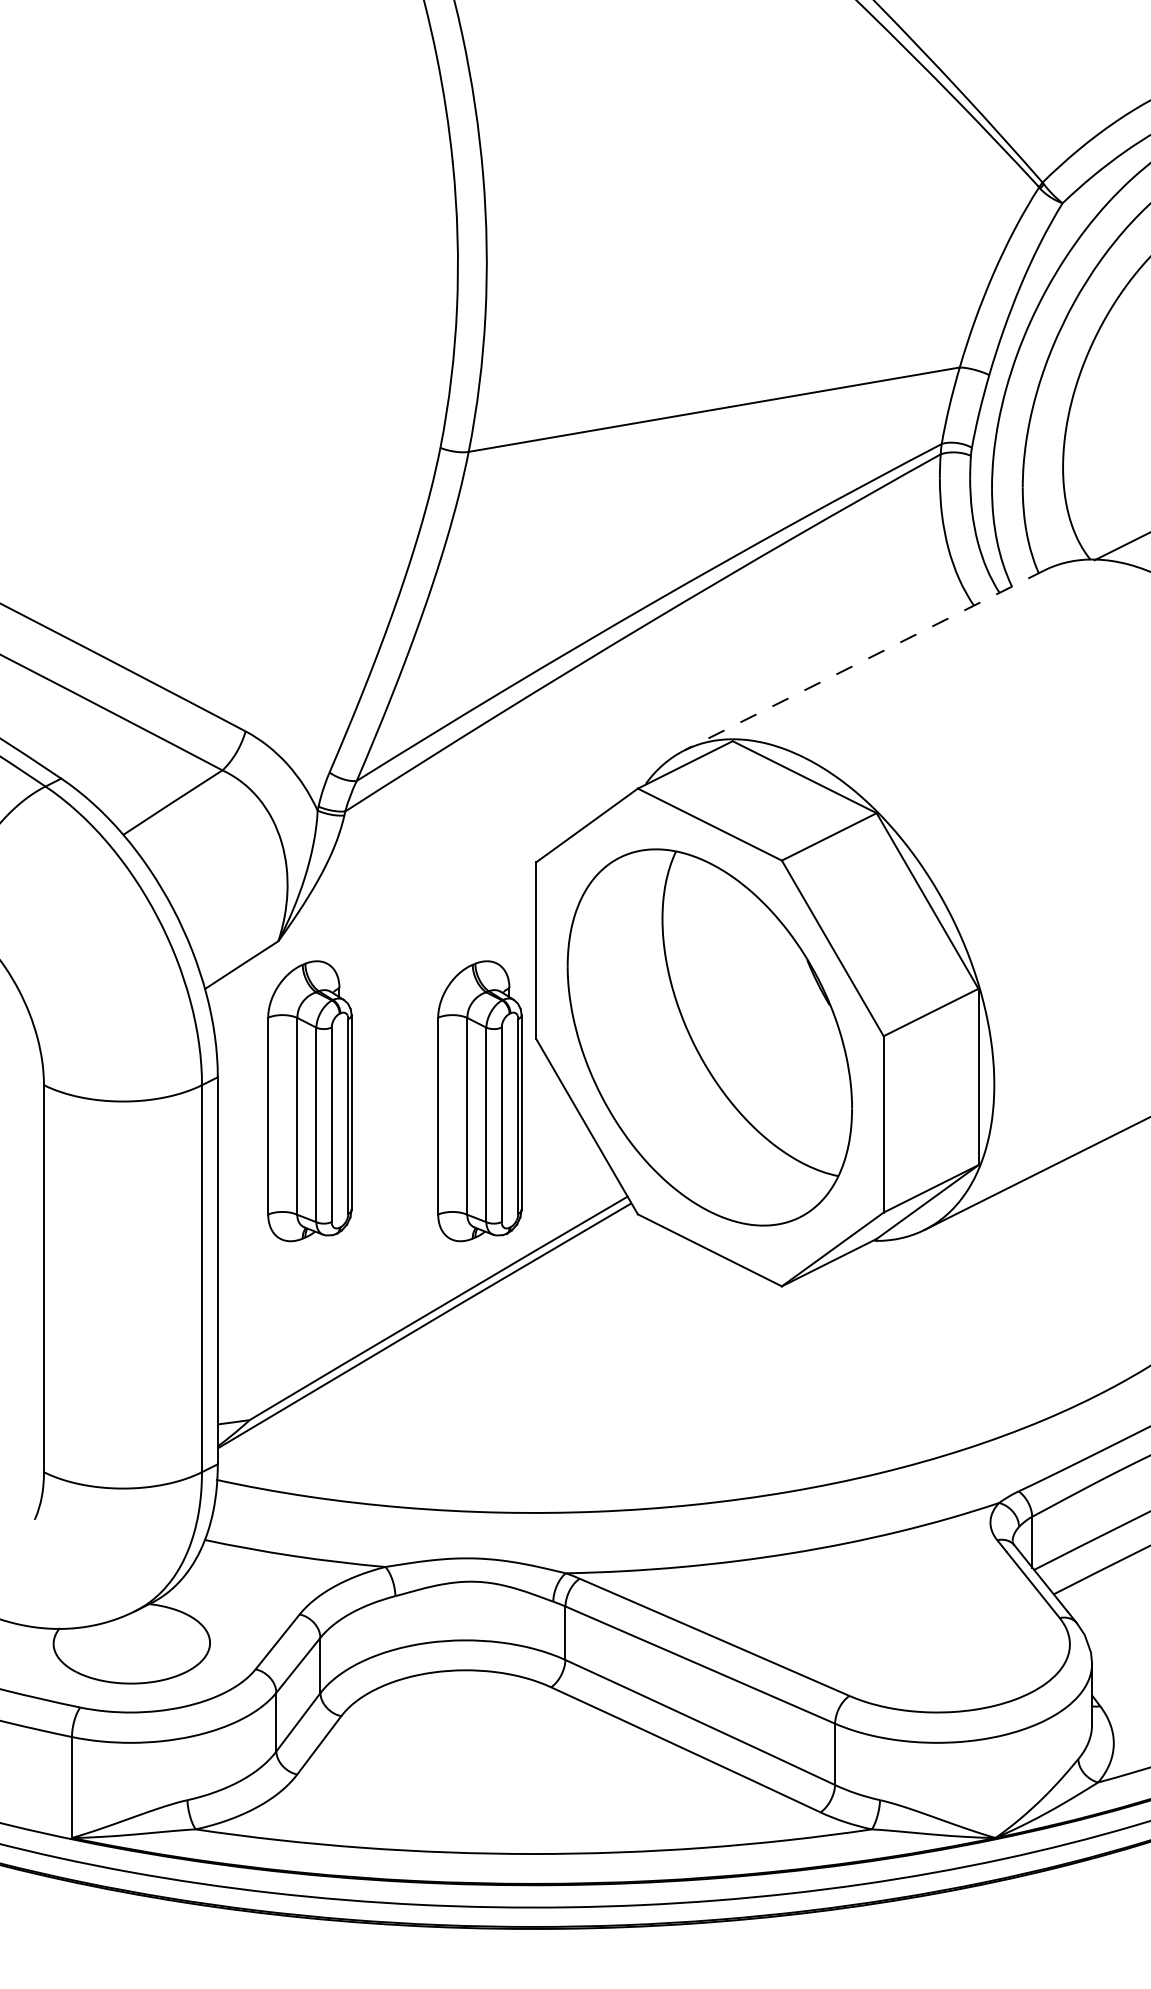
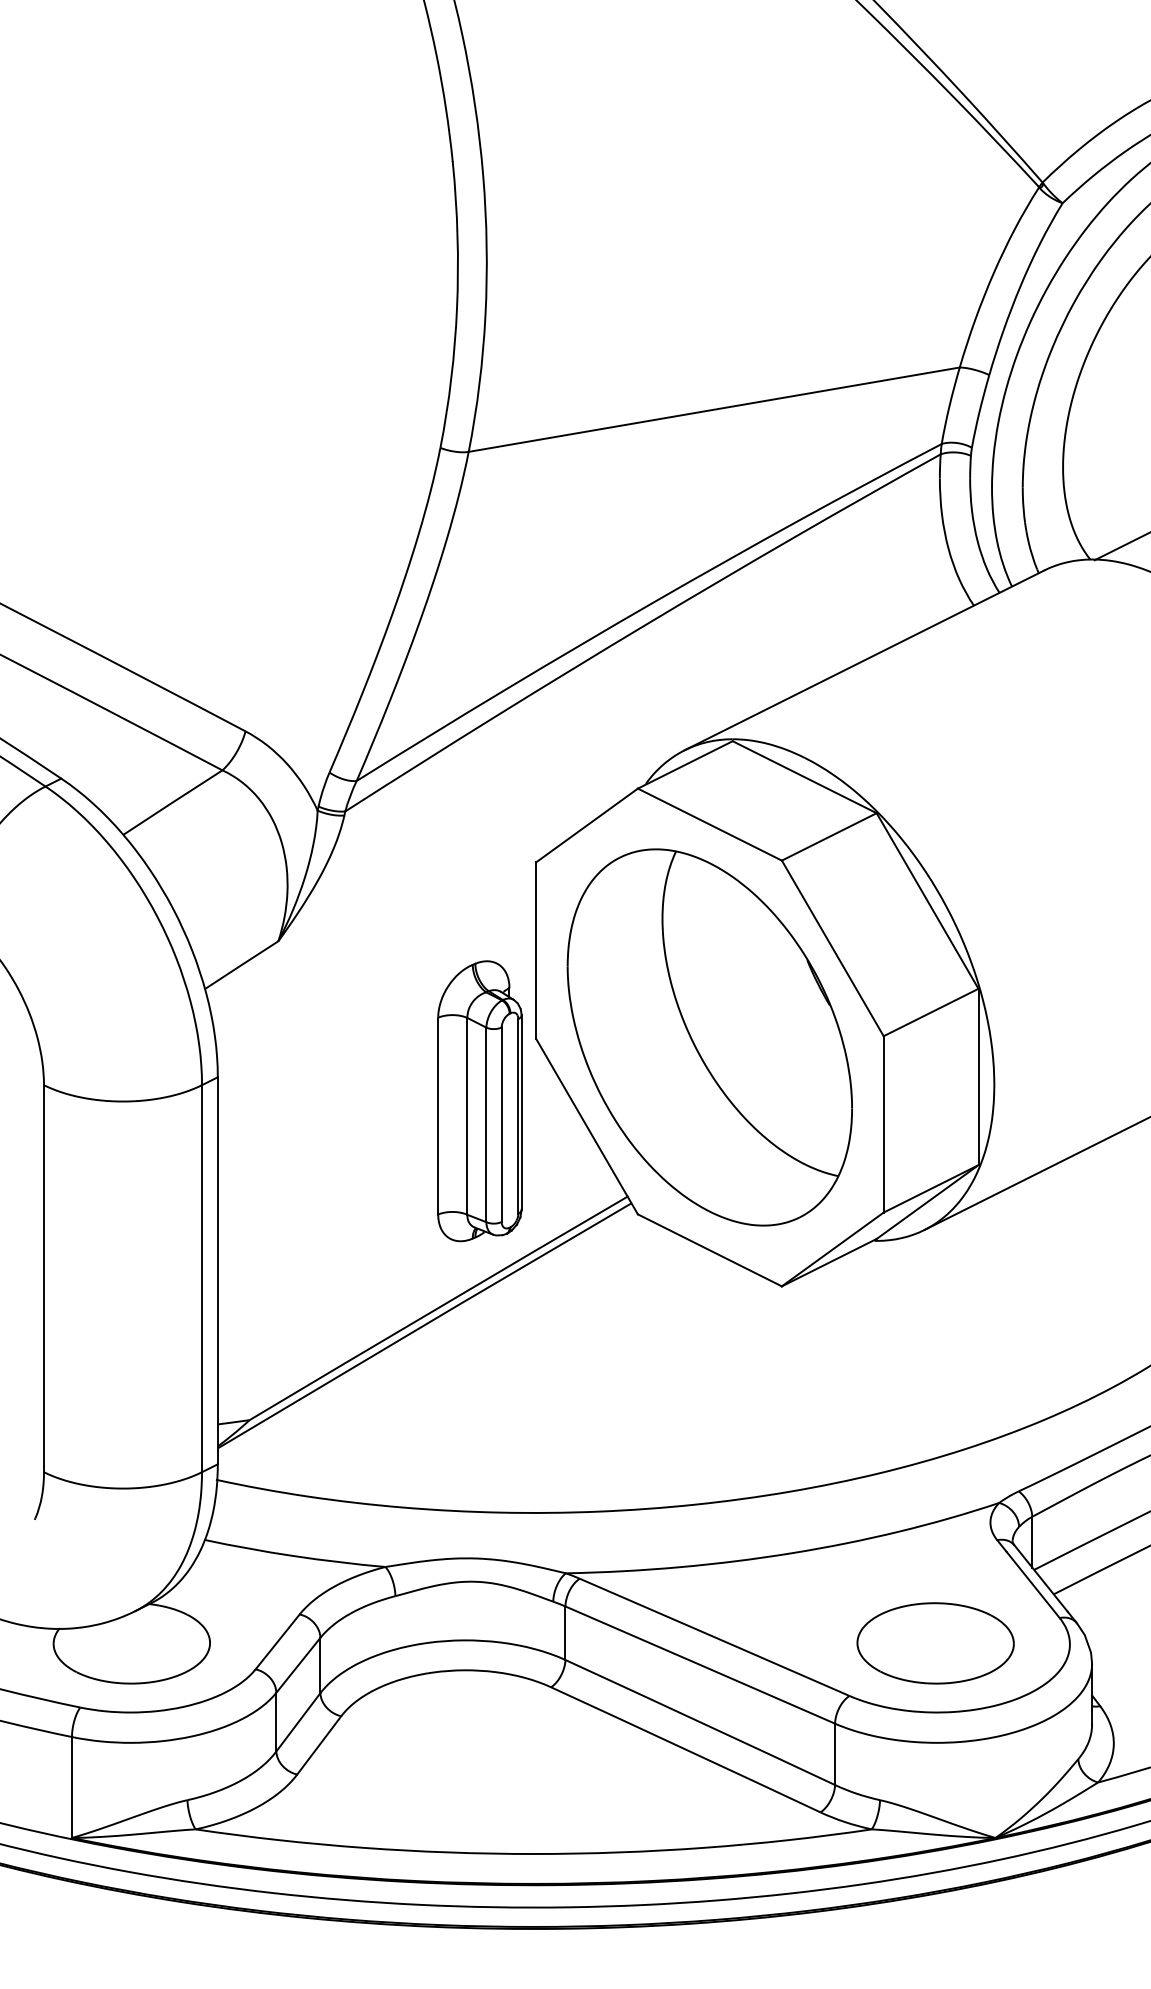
line: dashed -> solid (864, 660)
part: present -> none (309, 1101)
part: none -> present (935, 1643)
